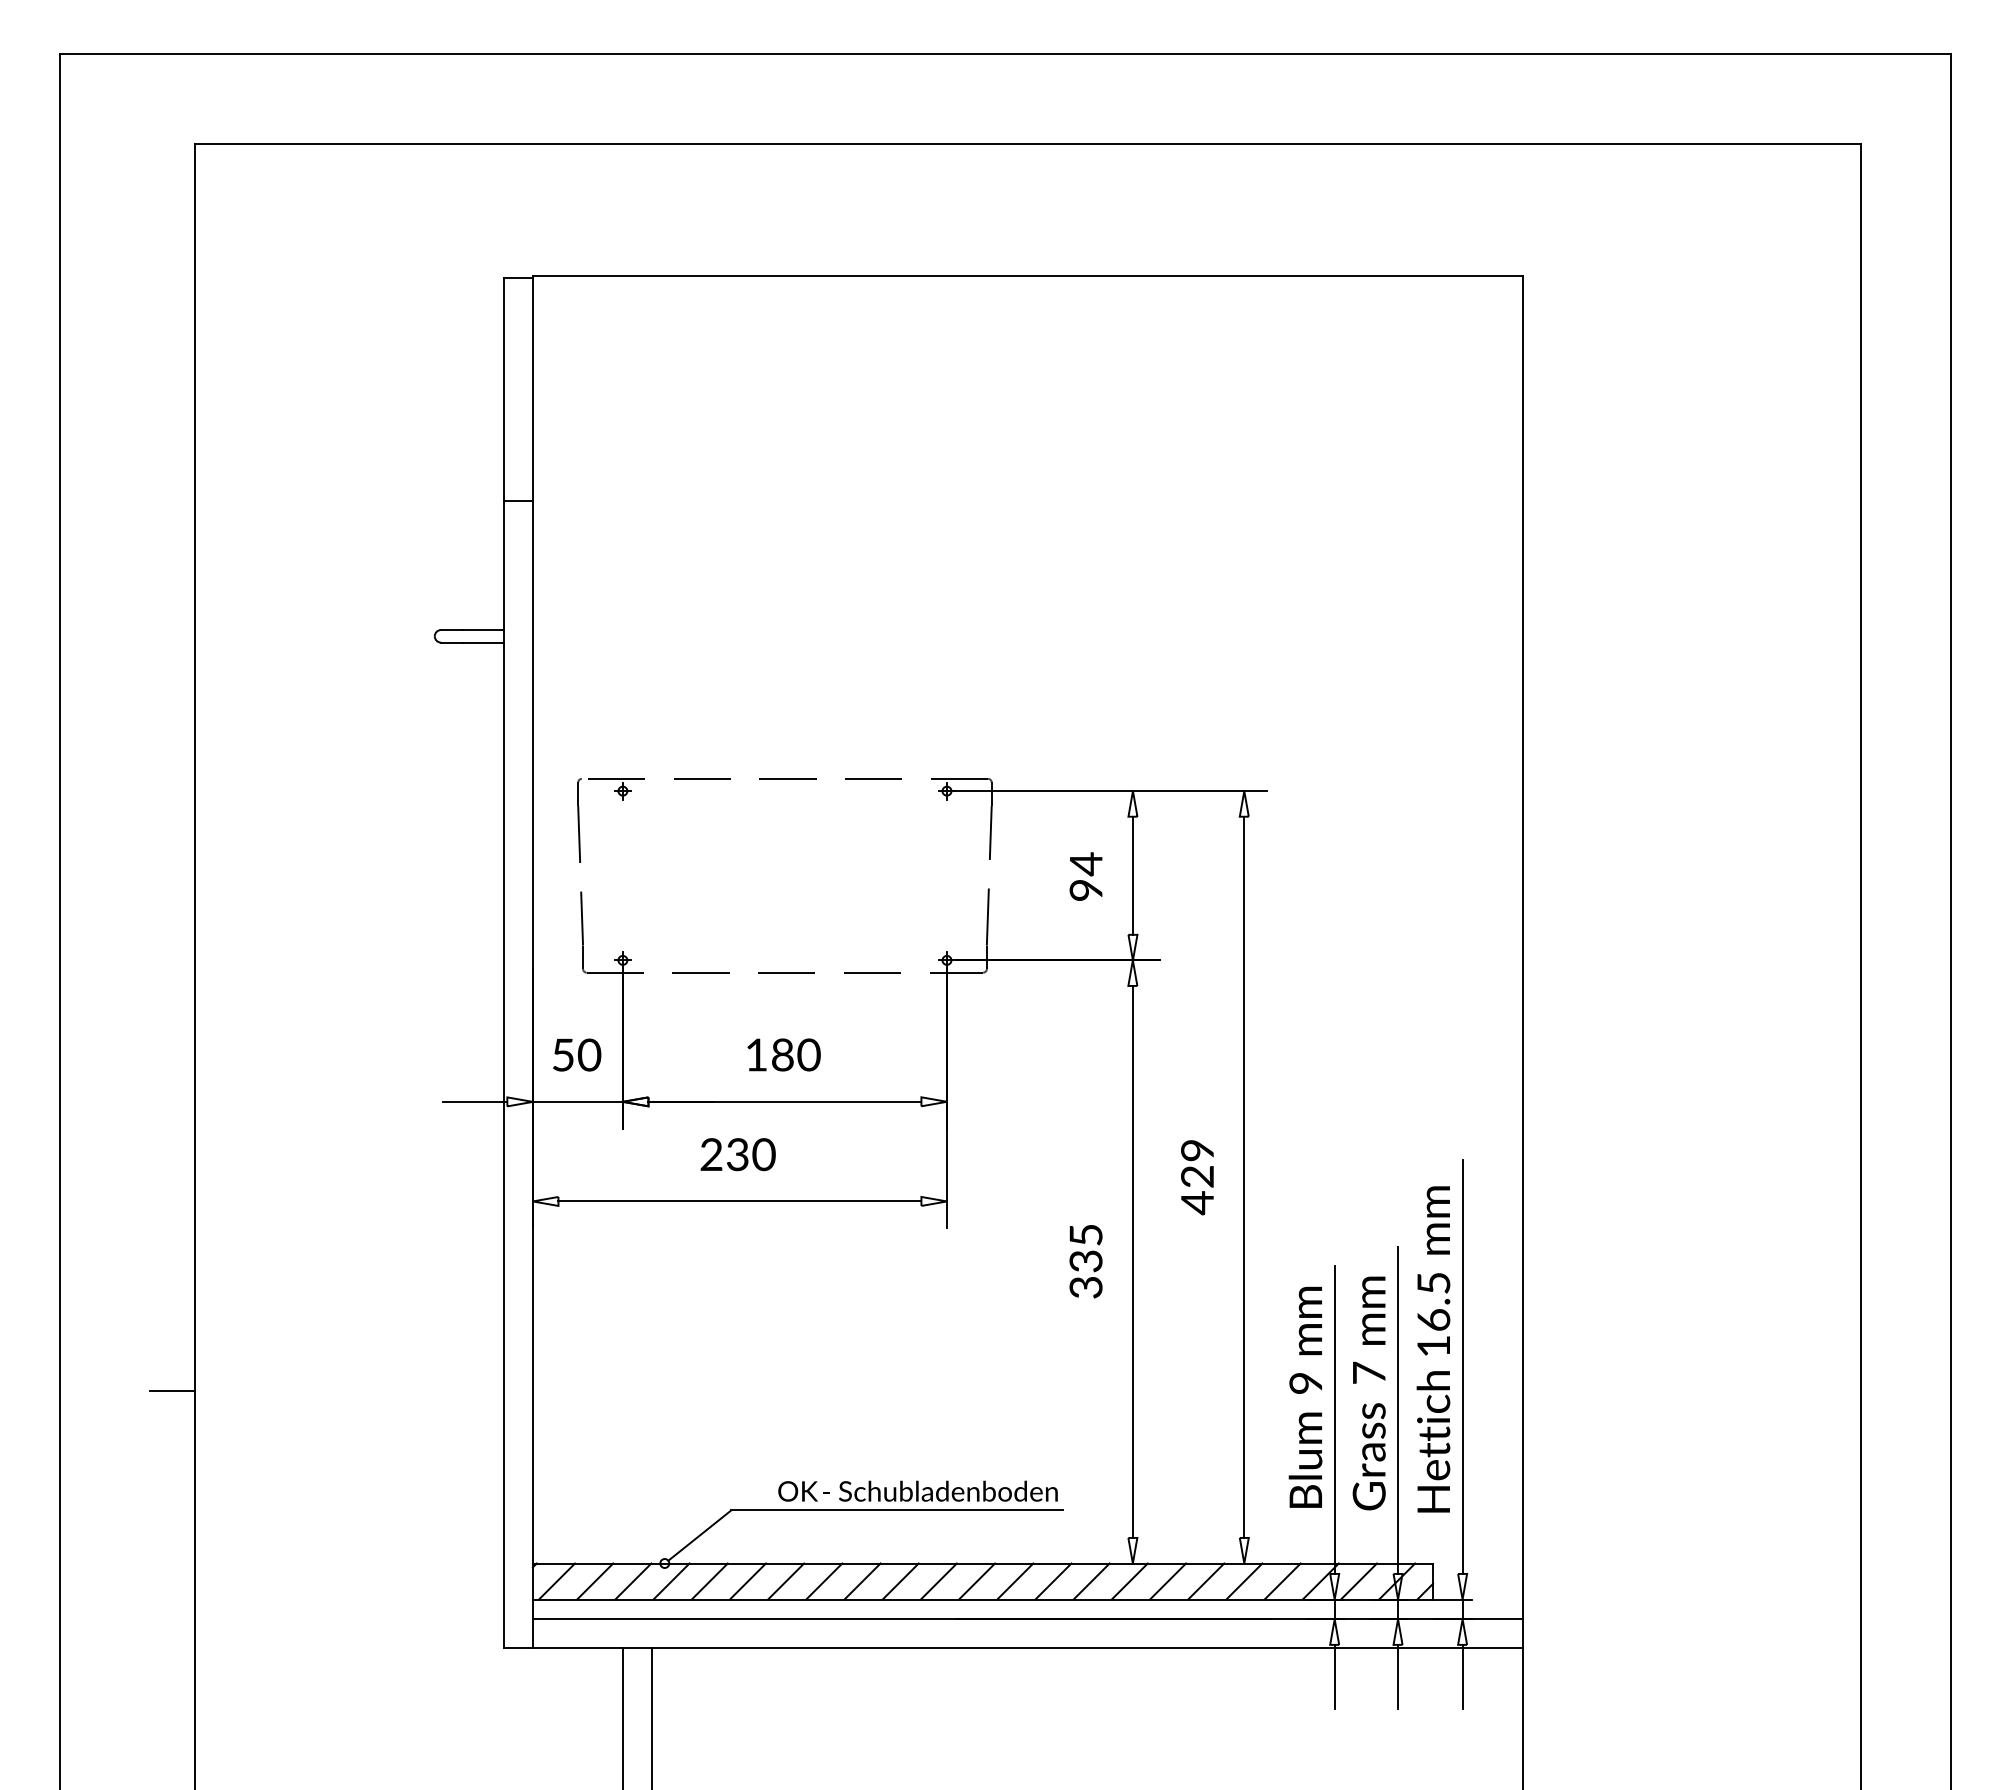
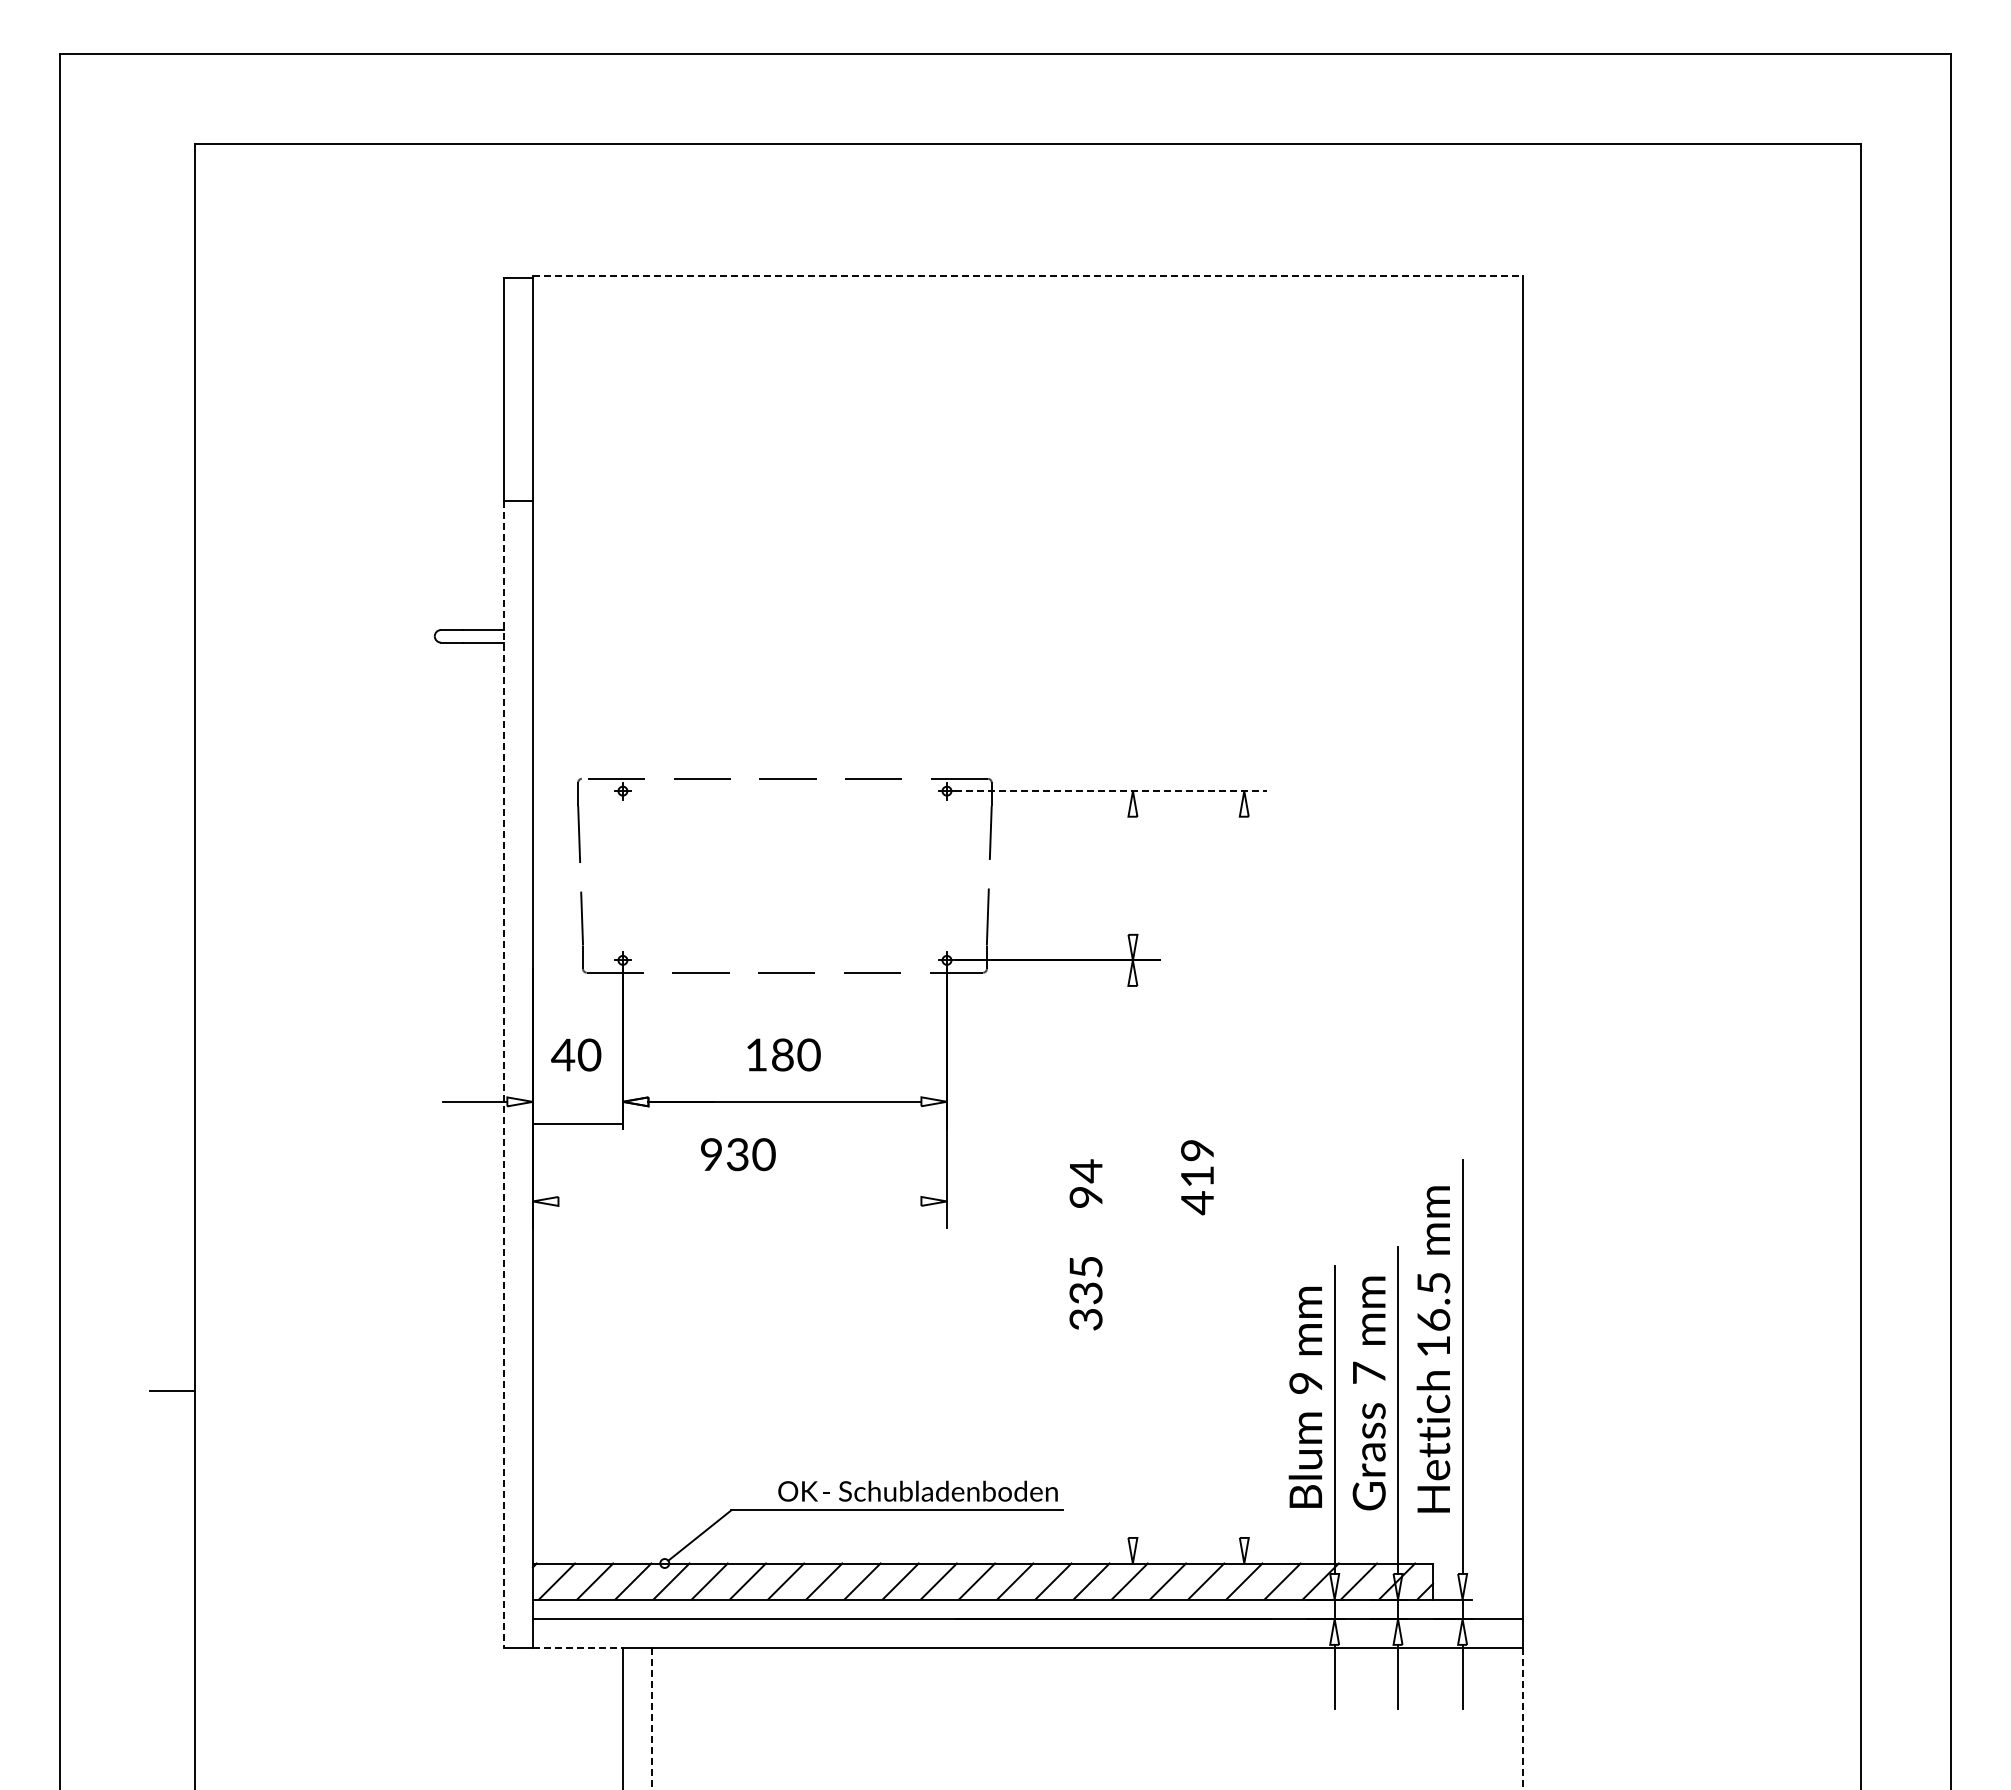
line: solid -> dashed (1028, 276)
line: solid -> dashed (1111, 791)
line: present -> none (1132, 875)
text position: (1085, 876) -> (1085, 1183) (1085, 1183)
text: 50 -> 40 (563, 1054)
line: solid -> dashed (504, 1075)
line position: (577, 1101) -> (577, 1123) (577, 1123)
text: 230 -> 930 (711, 1154)
text: 429 -> 419 (1197, 1176)
line: present -> none (1244, 1176)
line: present -> none (739, 1201)
text position: (1085, 1261) -> (1085, 1293) (1085, 1293)
line: present -> none (1132, 1261)
line: solid -> dashed (578, 1648)
line: solid -> dashed (651, 1718)
line: solid -> dashed (1523, 1718)
